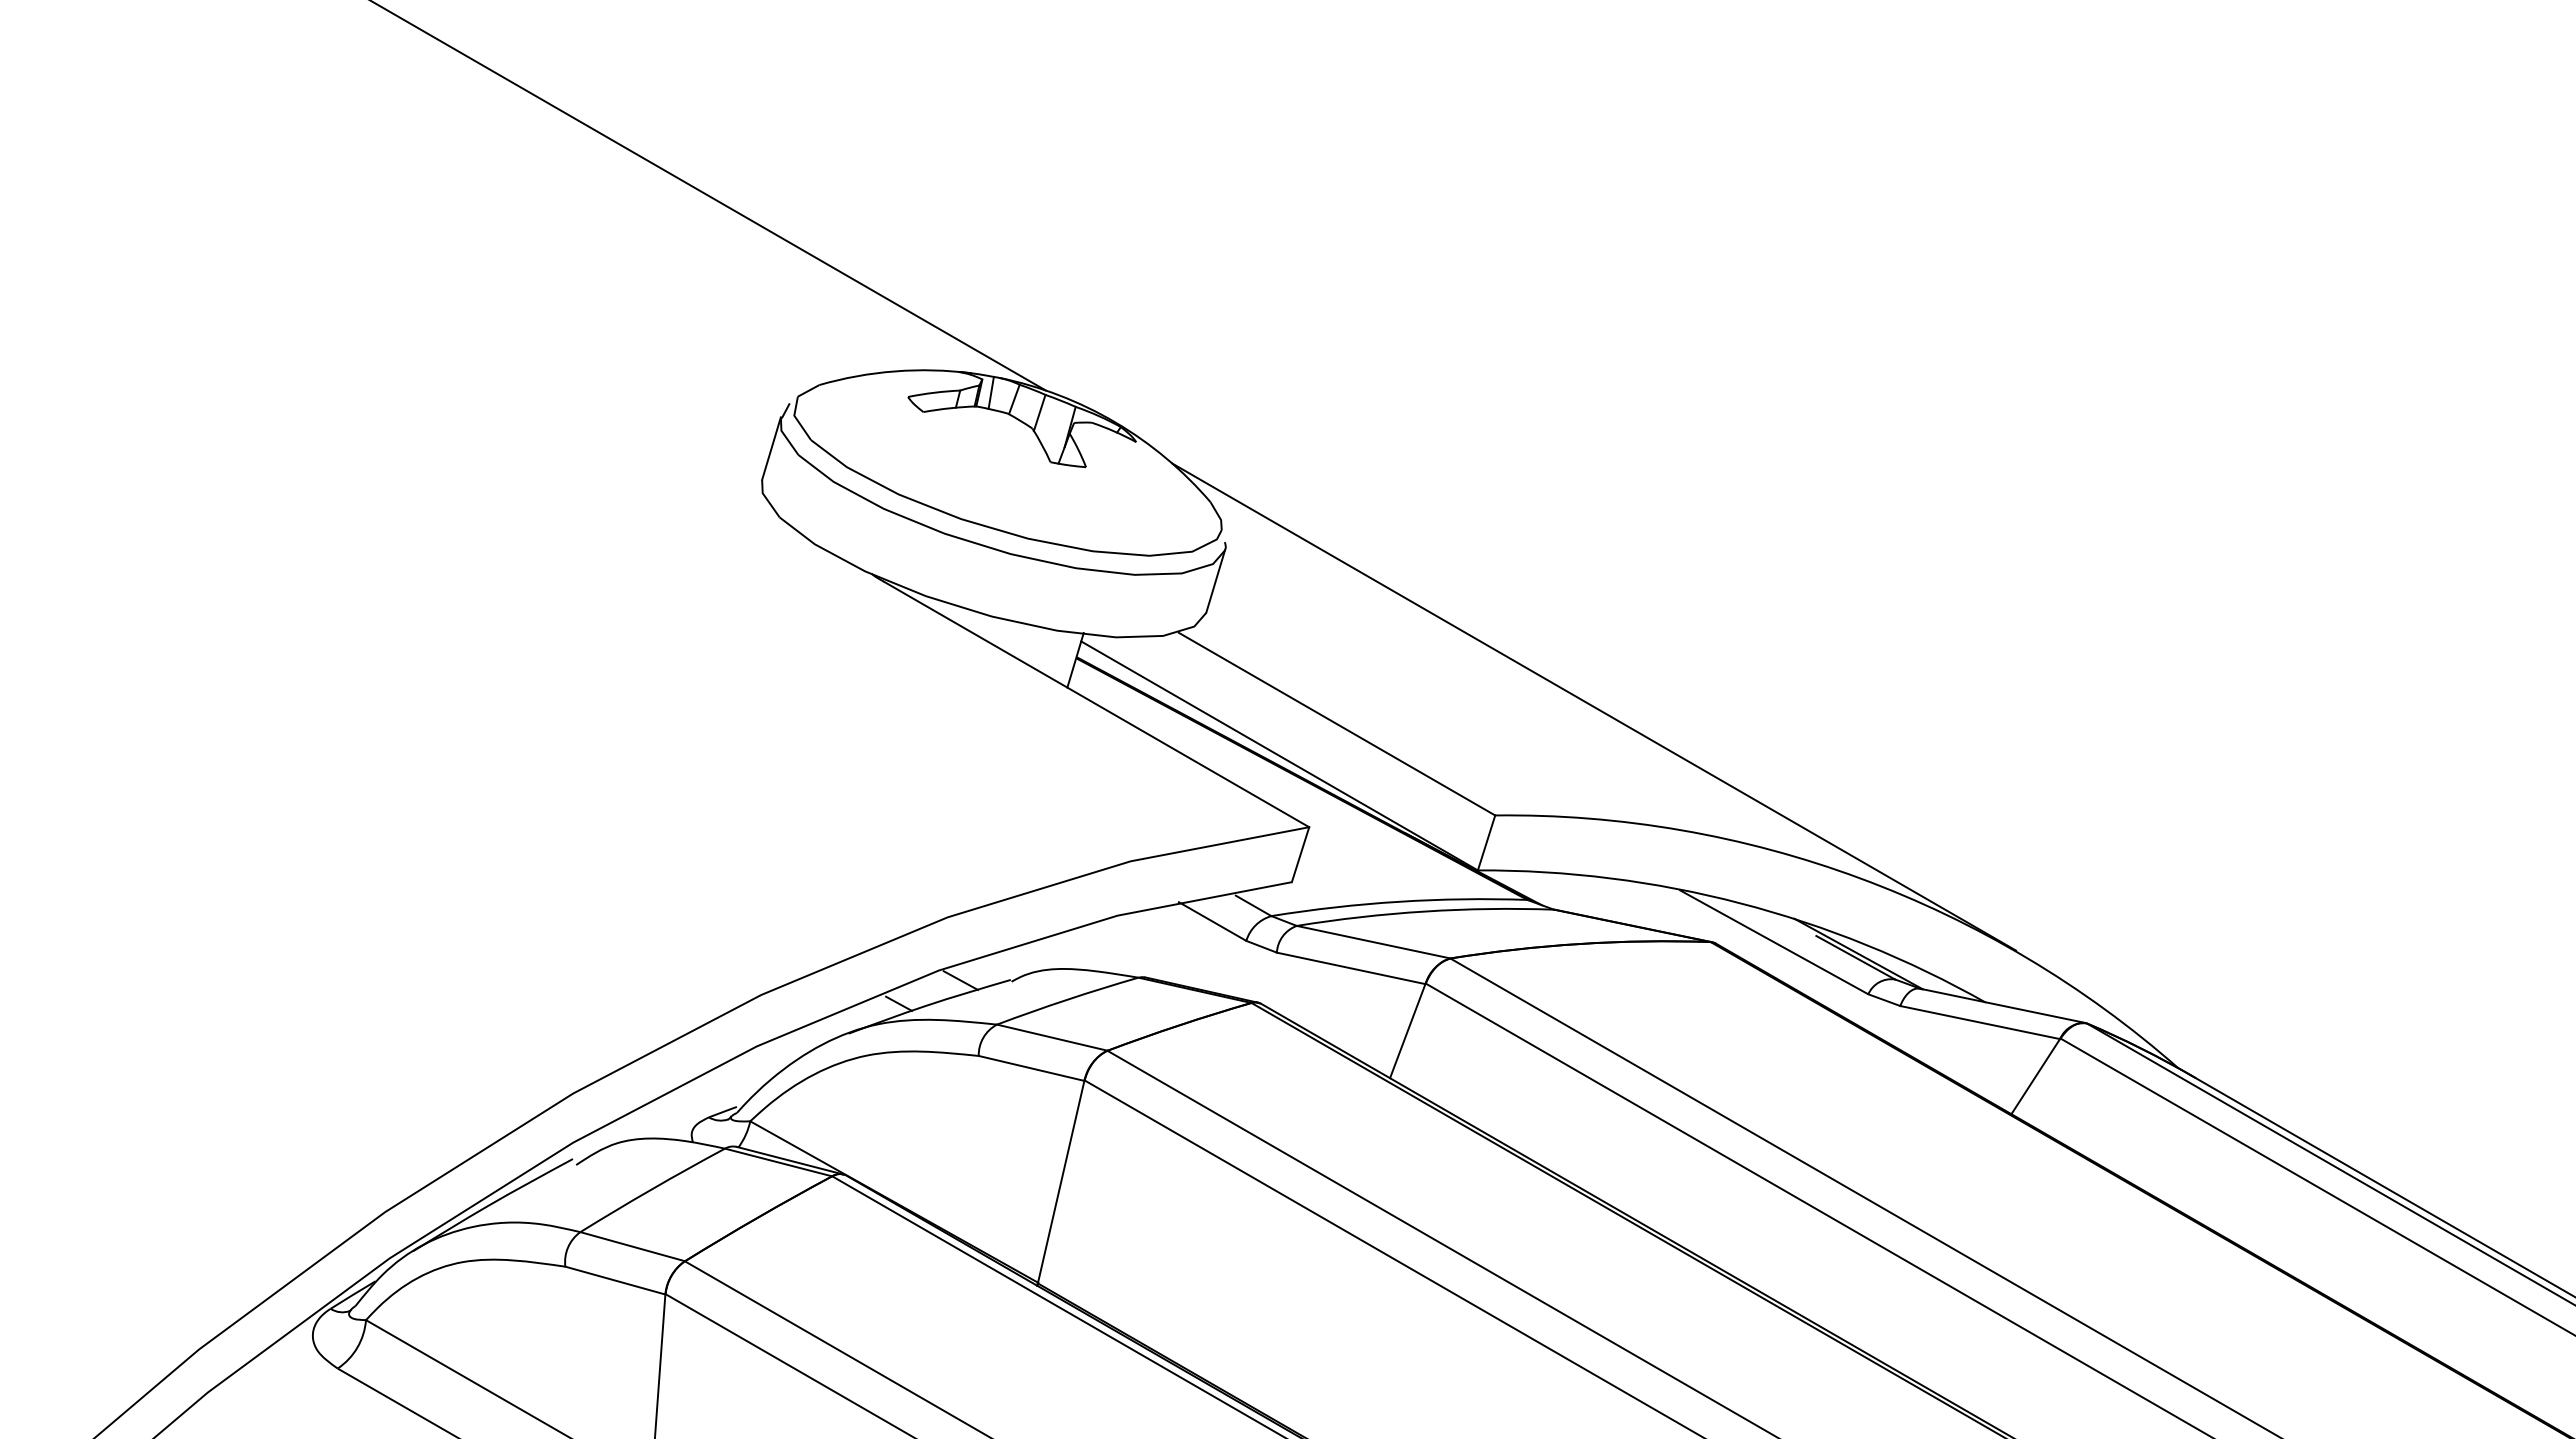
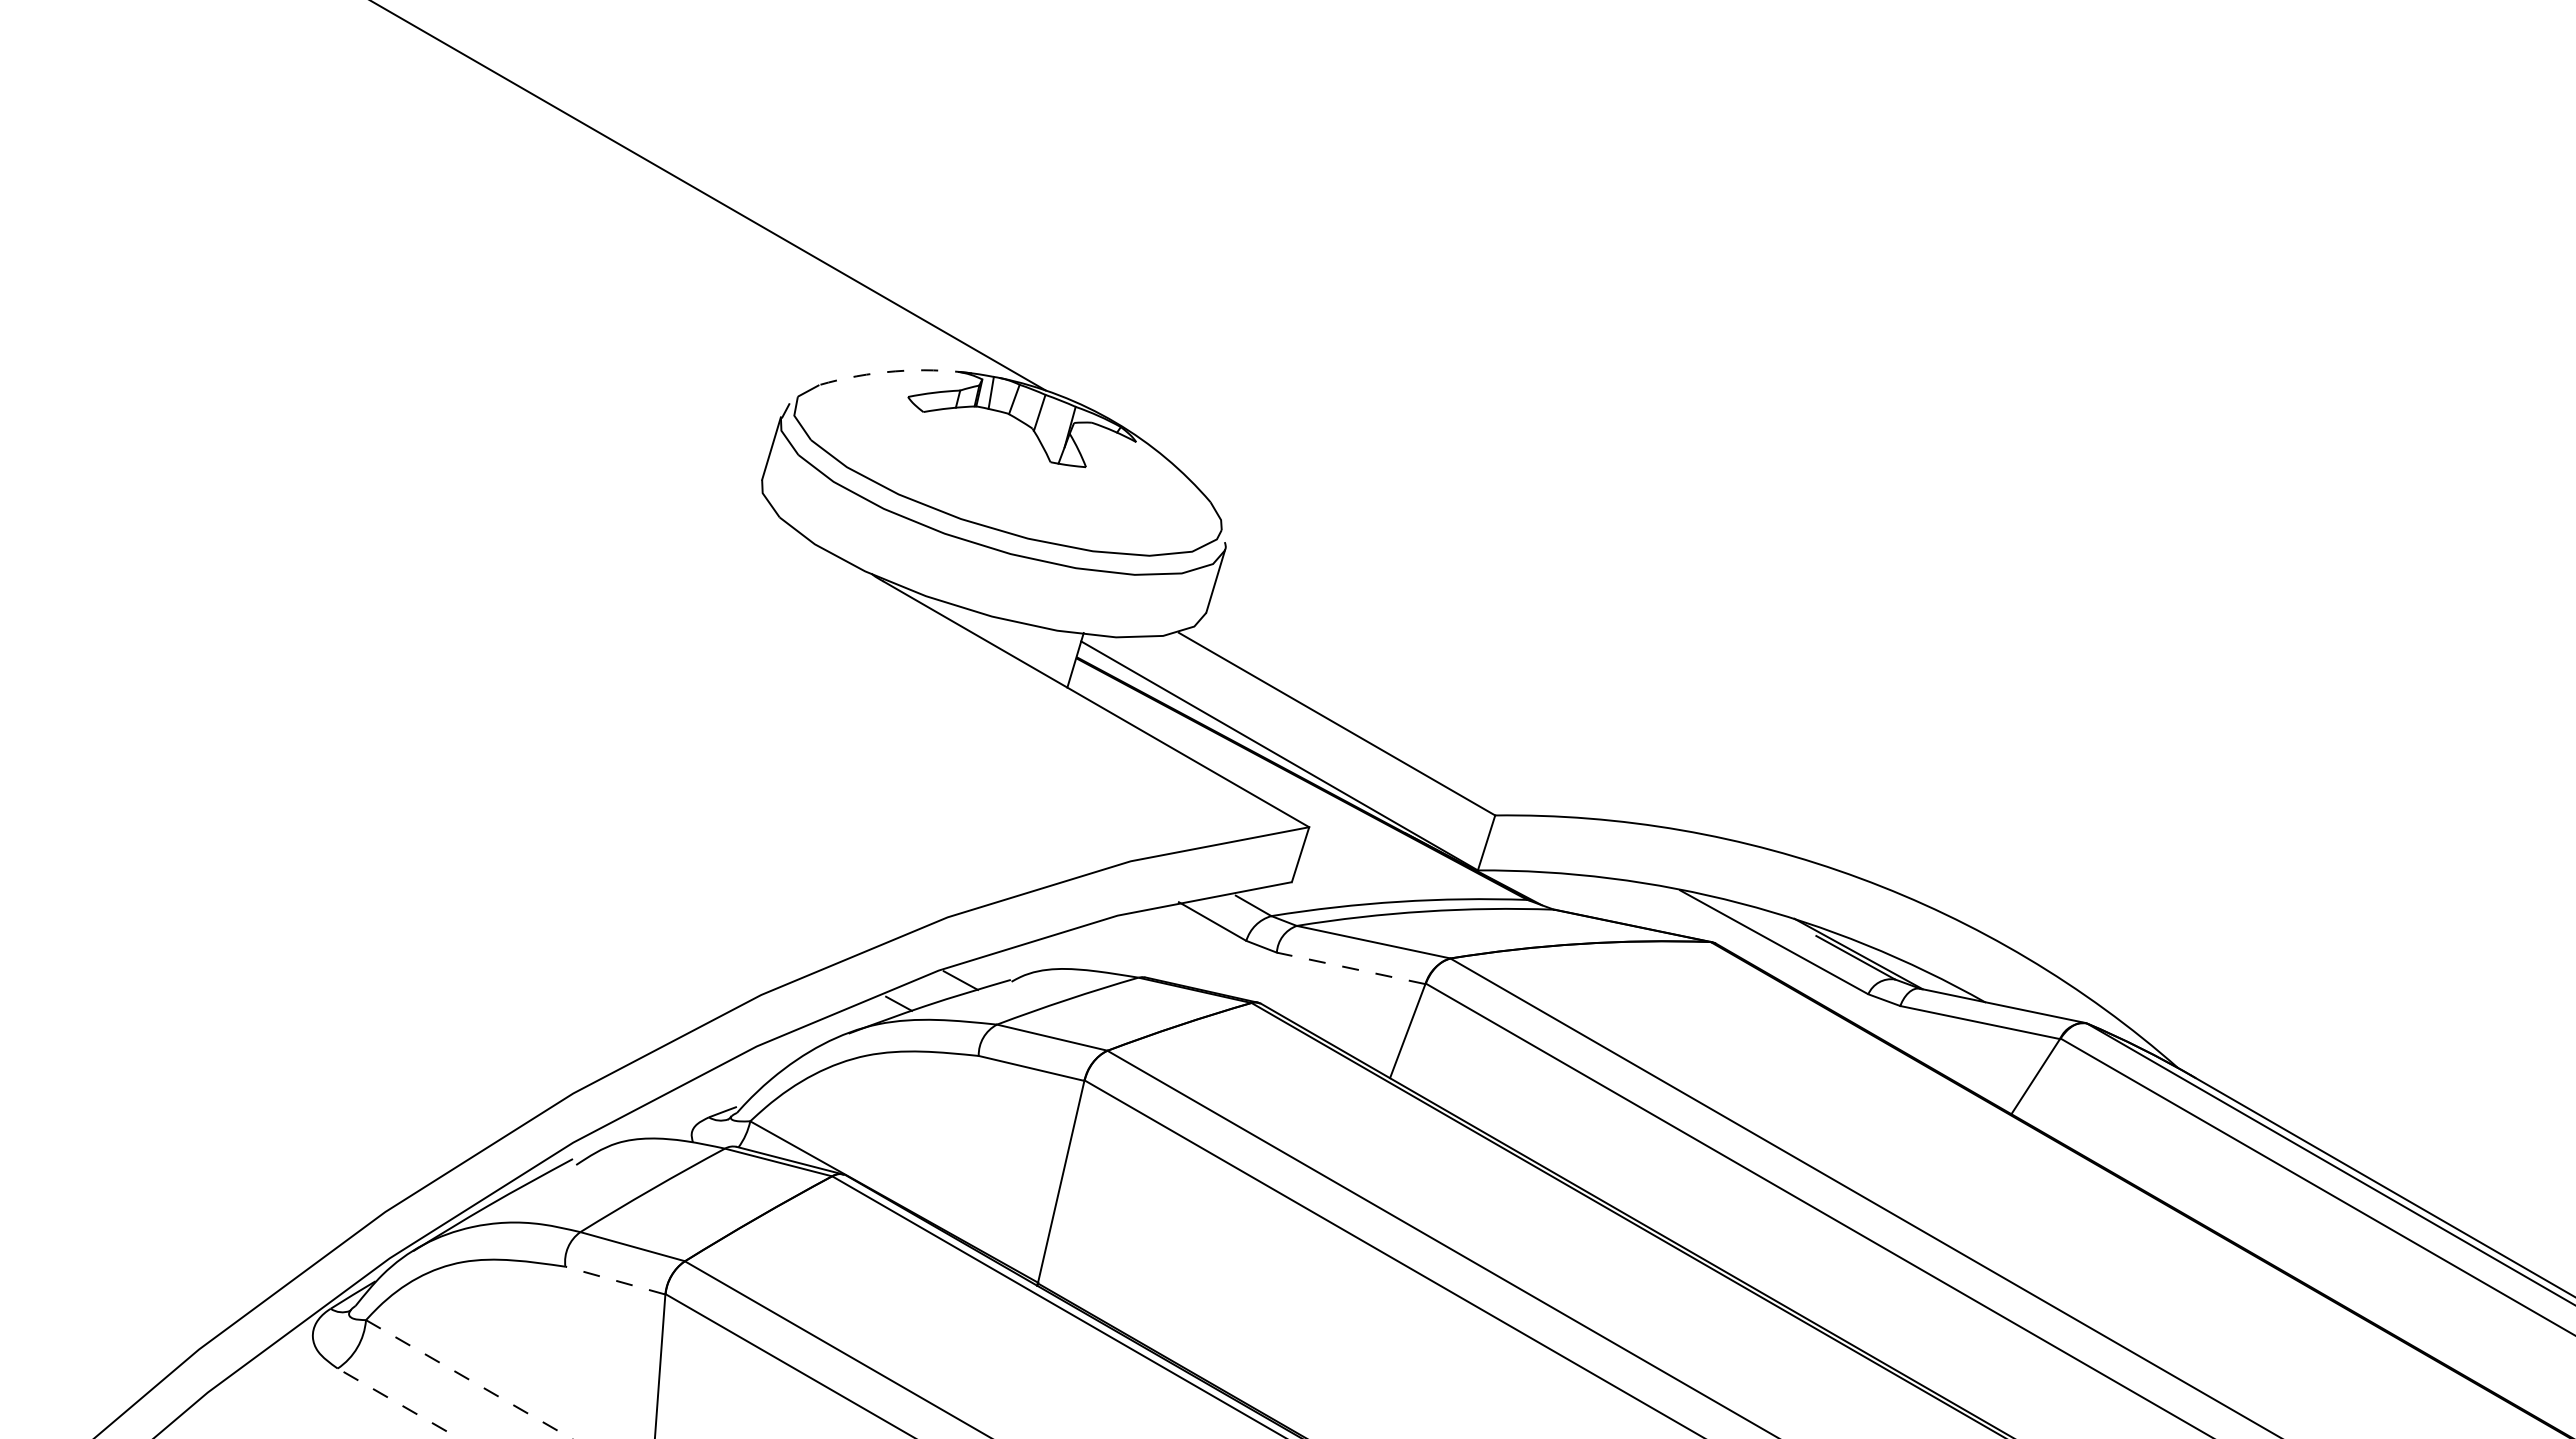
arc: solid -> dashed (895, 371)
line: present -> none (1594, 706)
line: solid -> dashed (1351, 968)
line: solid -> dashed (615, 1280)
line: solid -> dashed (468, 1379)
line: solid -> dashed (398, 1403)
